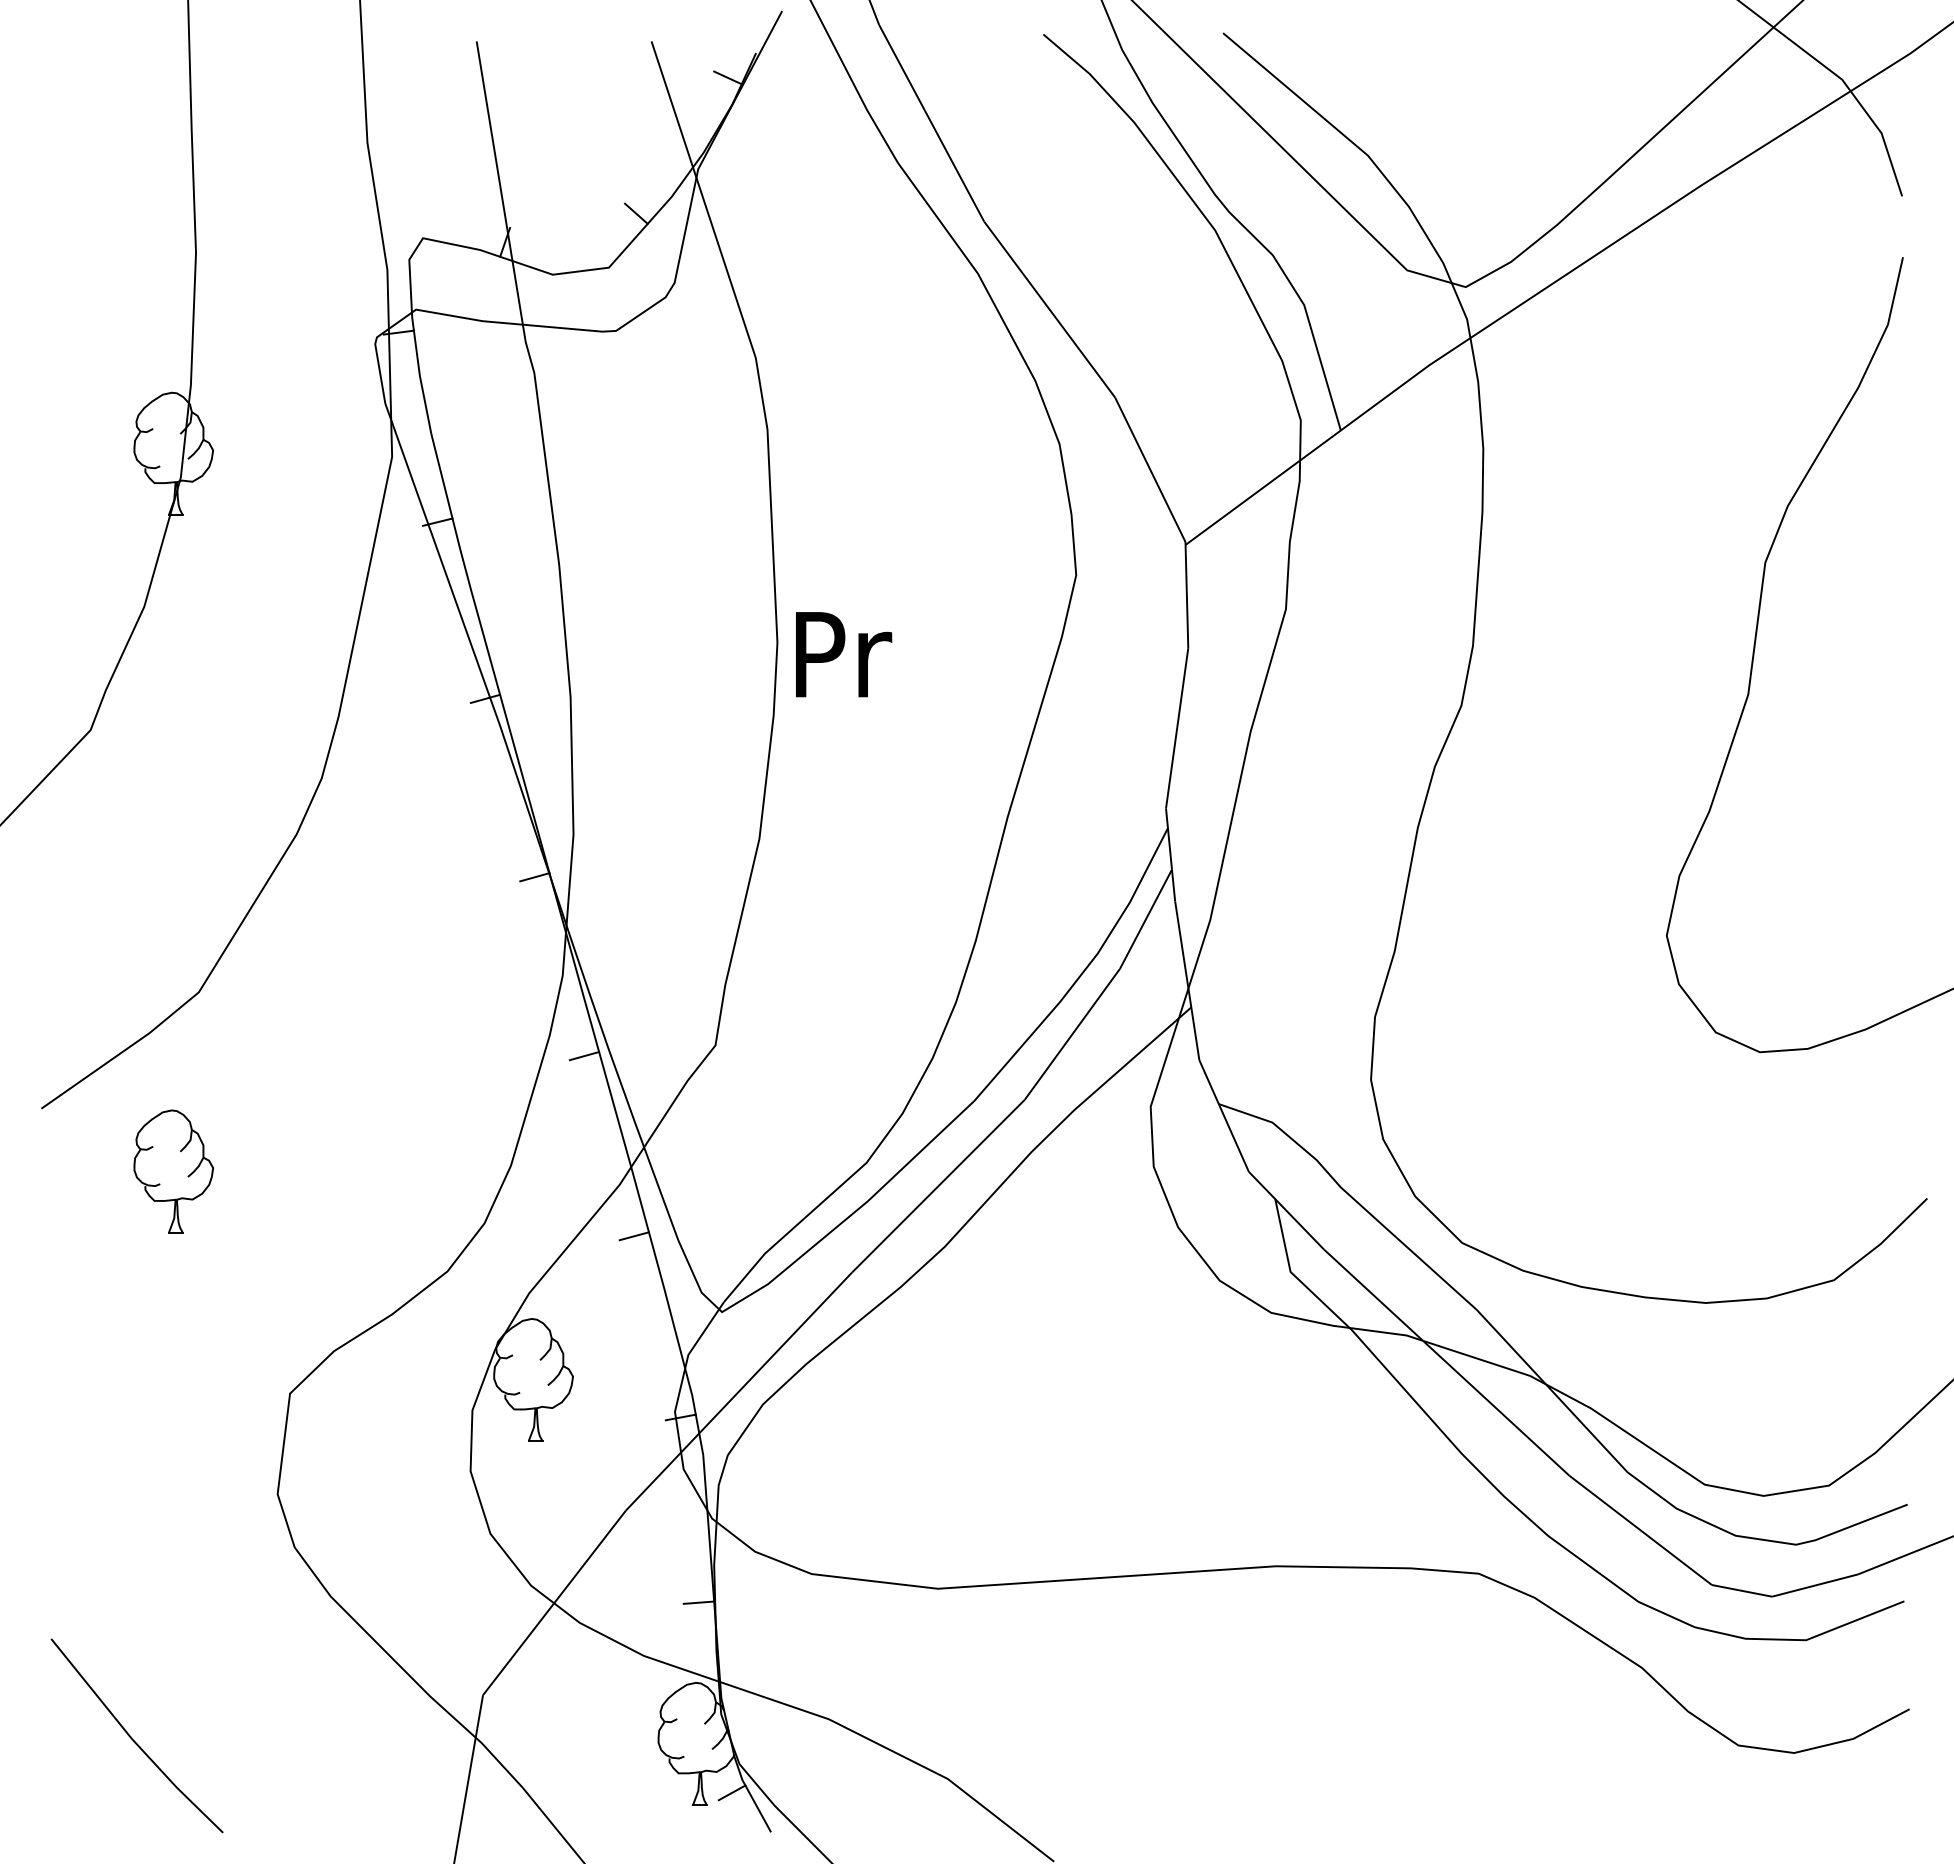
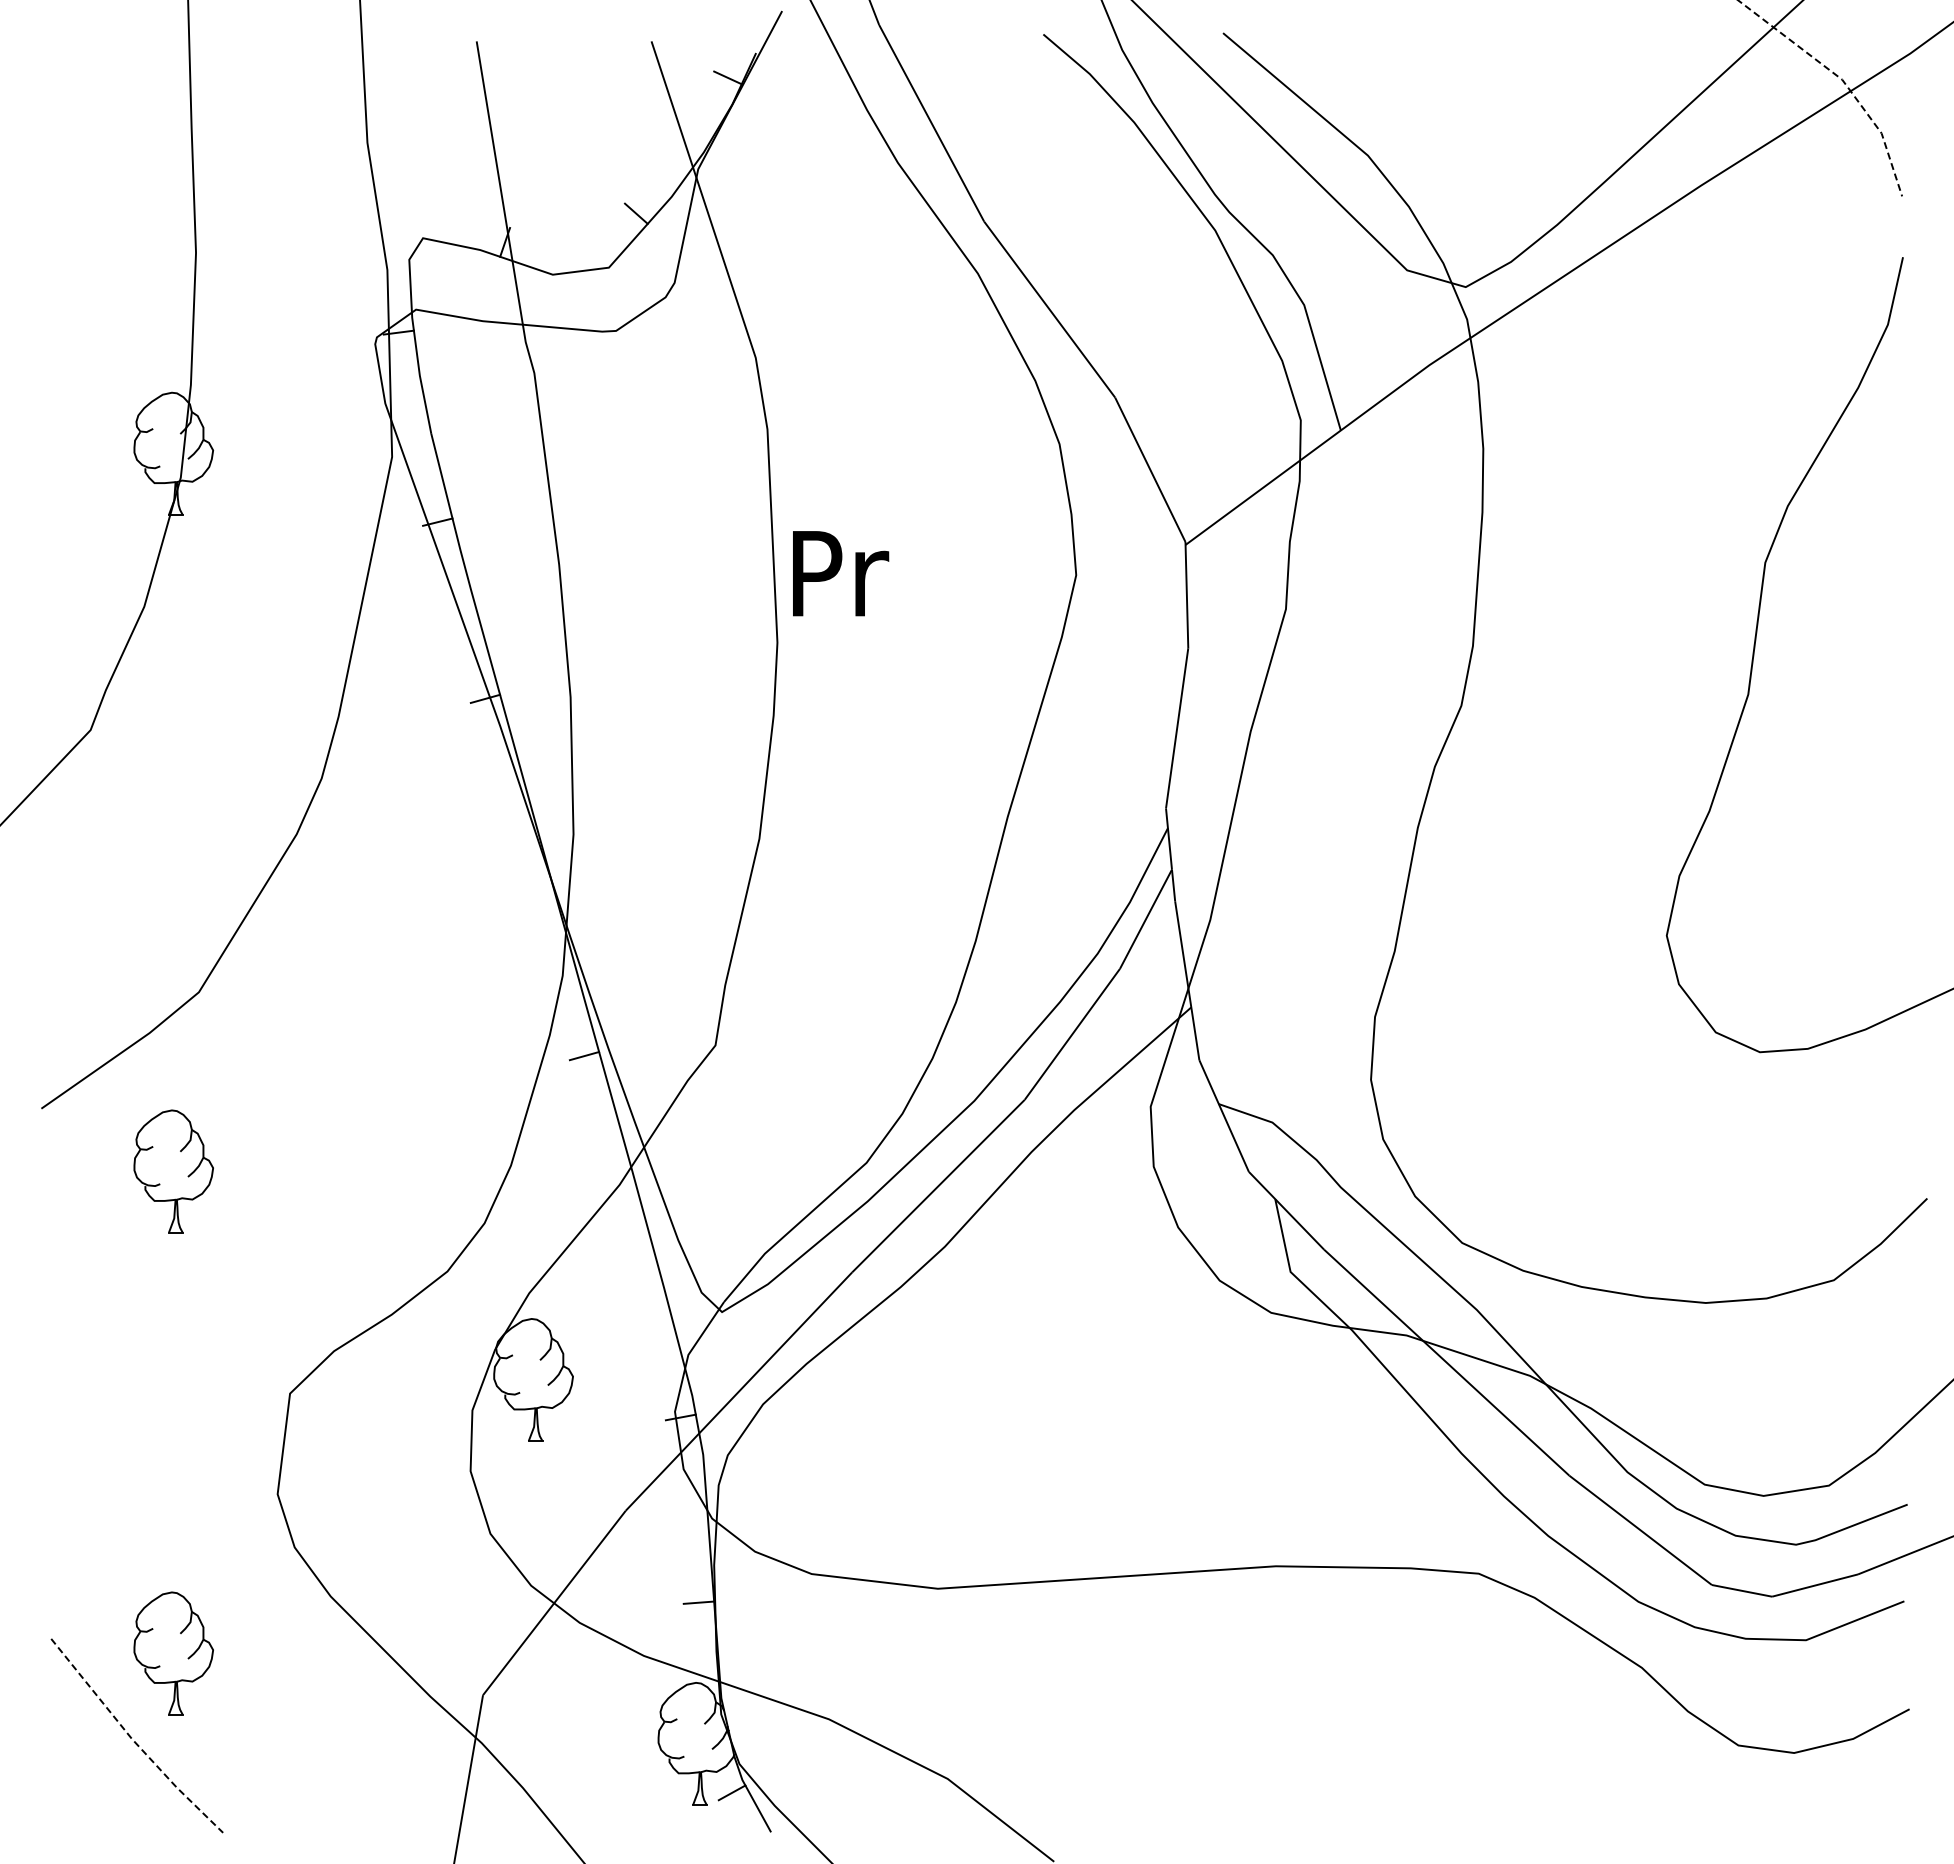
line: solid -> dashed (1842, 80)
text position: (844, 654) -> (841, 573) (841, 573)
line: present -> none (534, 877)
line: present -> none (633, 1236)
part: none -> present (173, 1653)
line: solid -> dashed (133, 1740)
